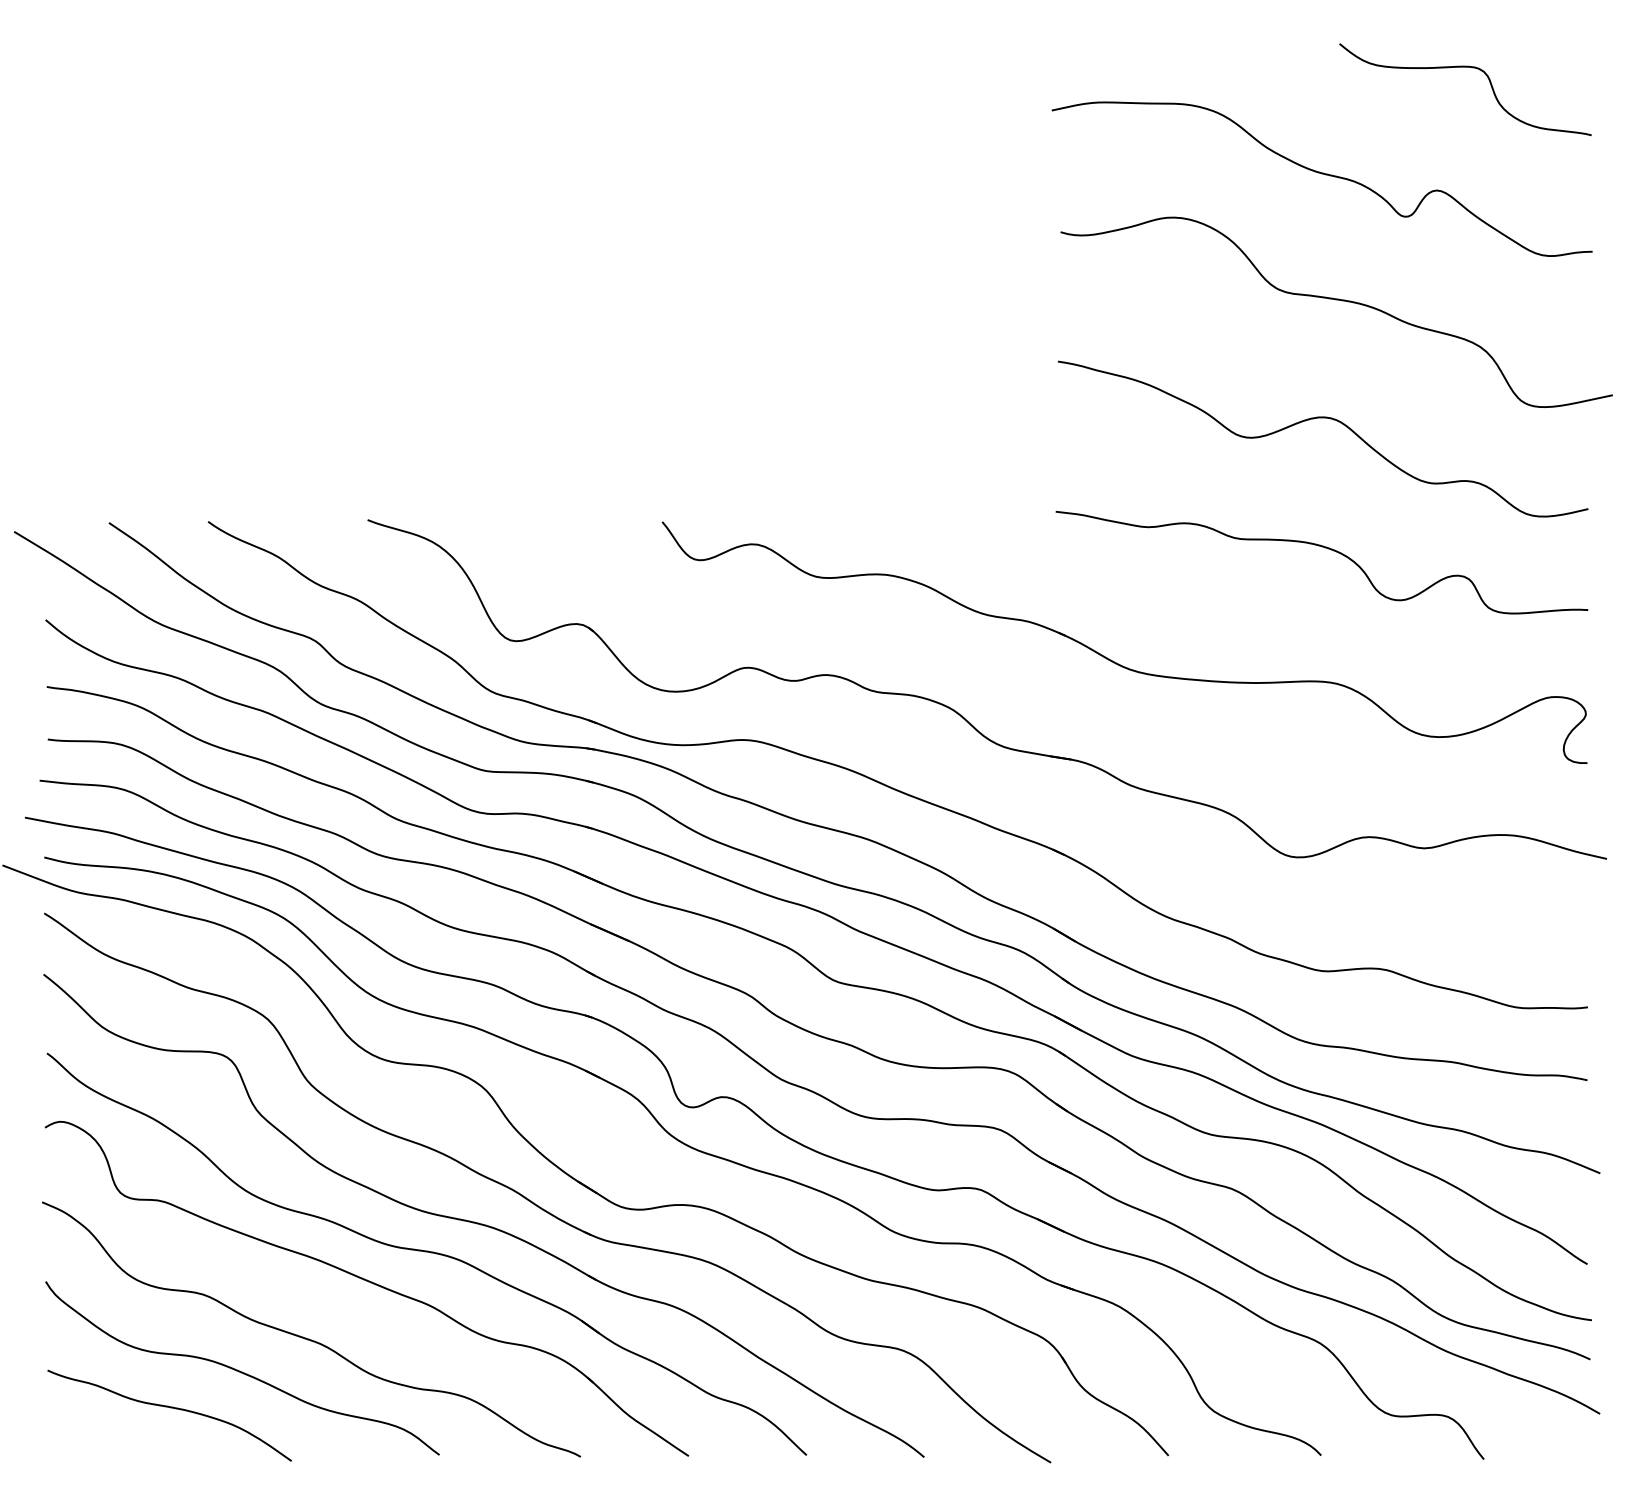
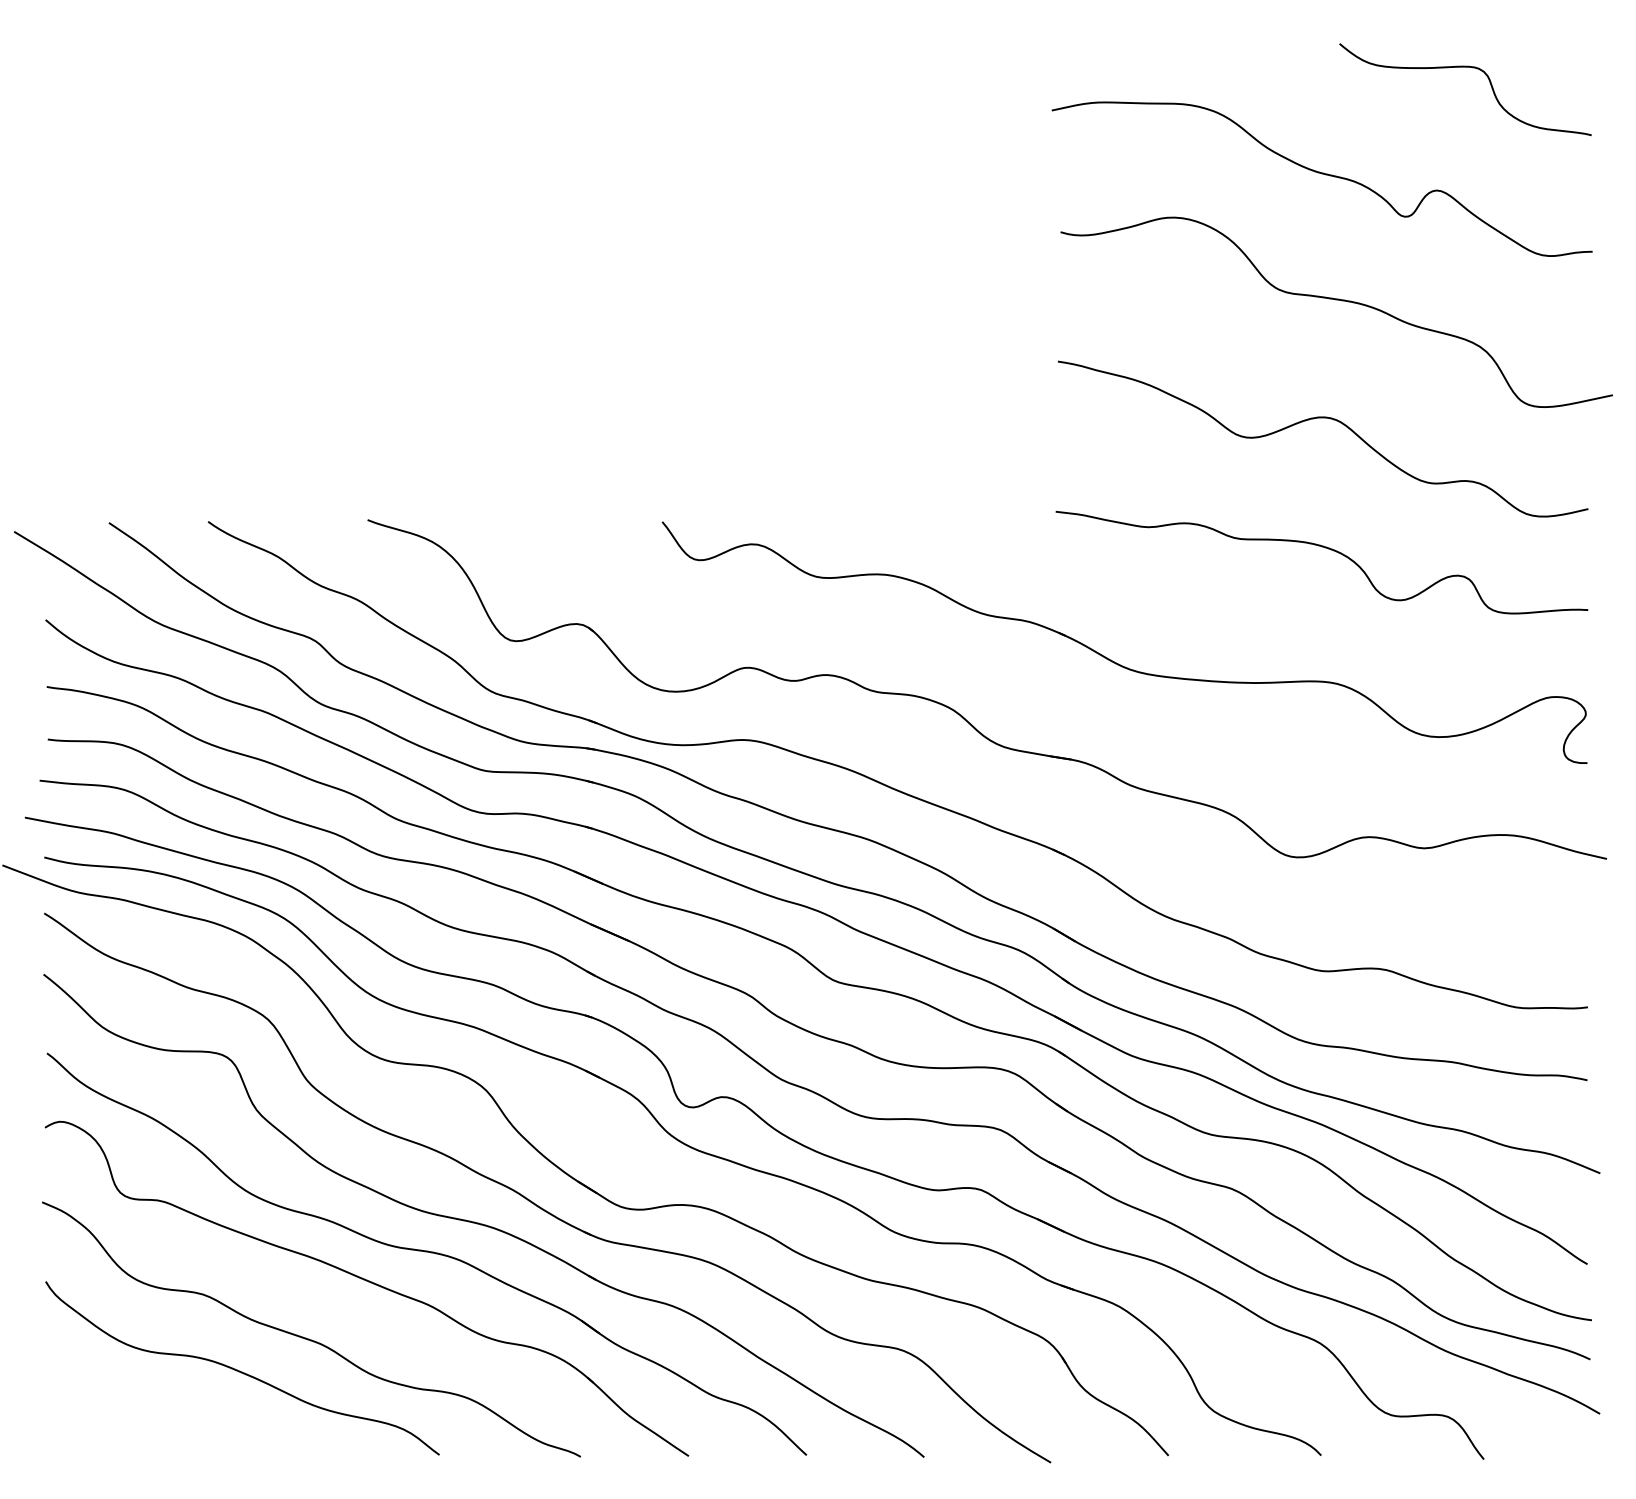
curve: present -> none (170, 1408)
